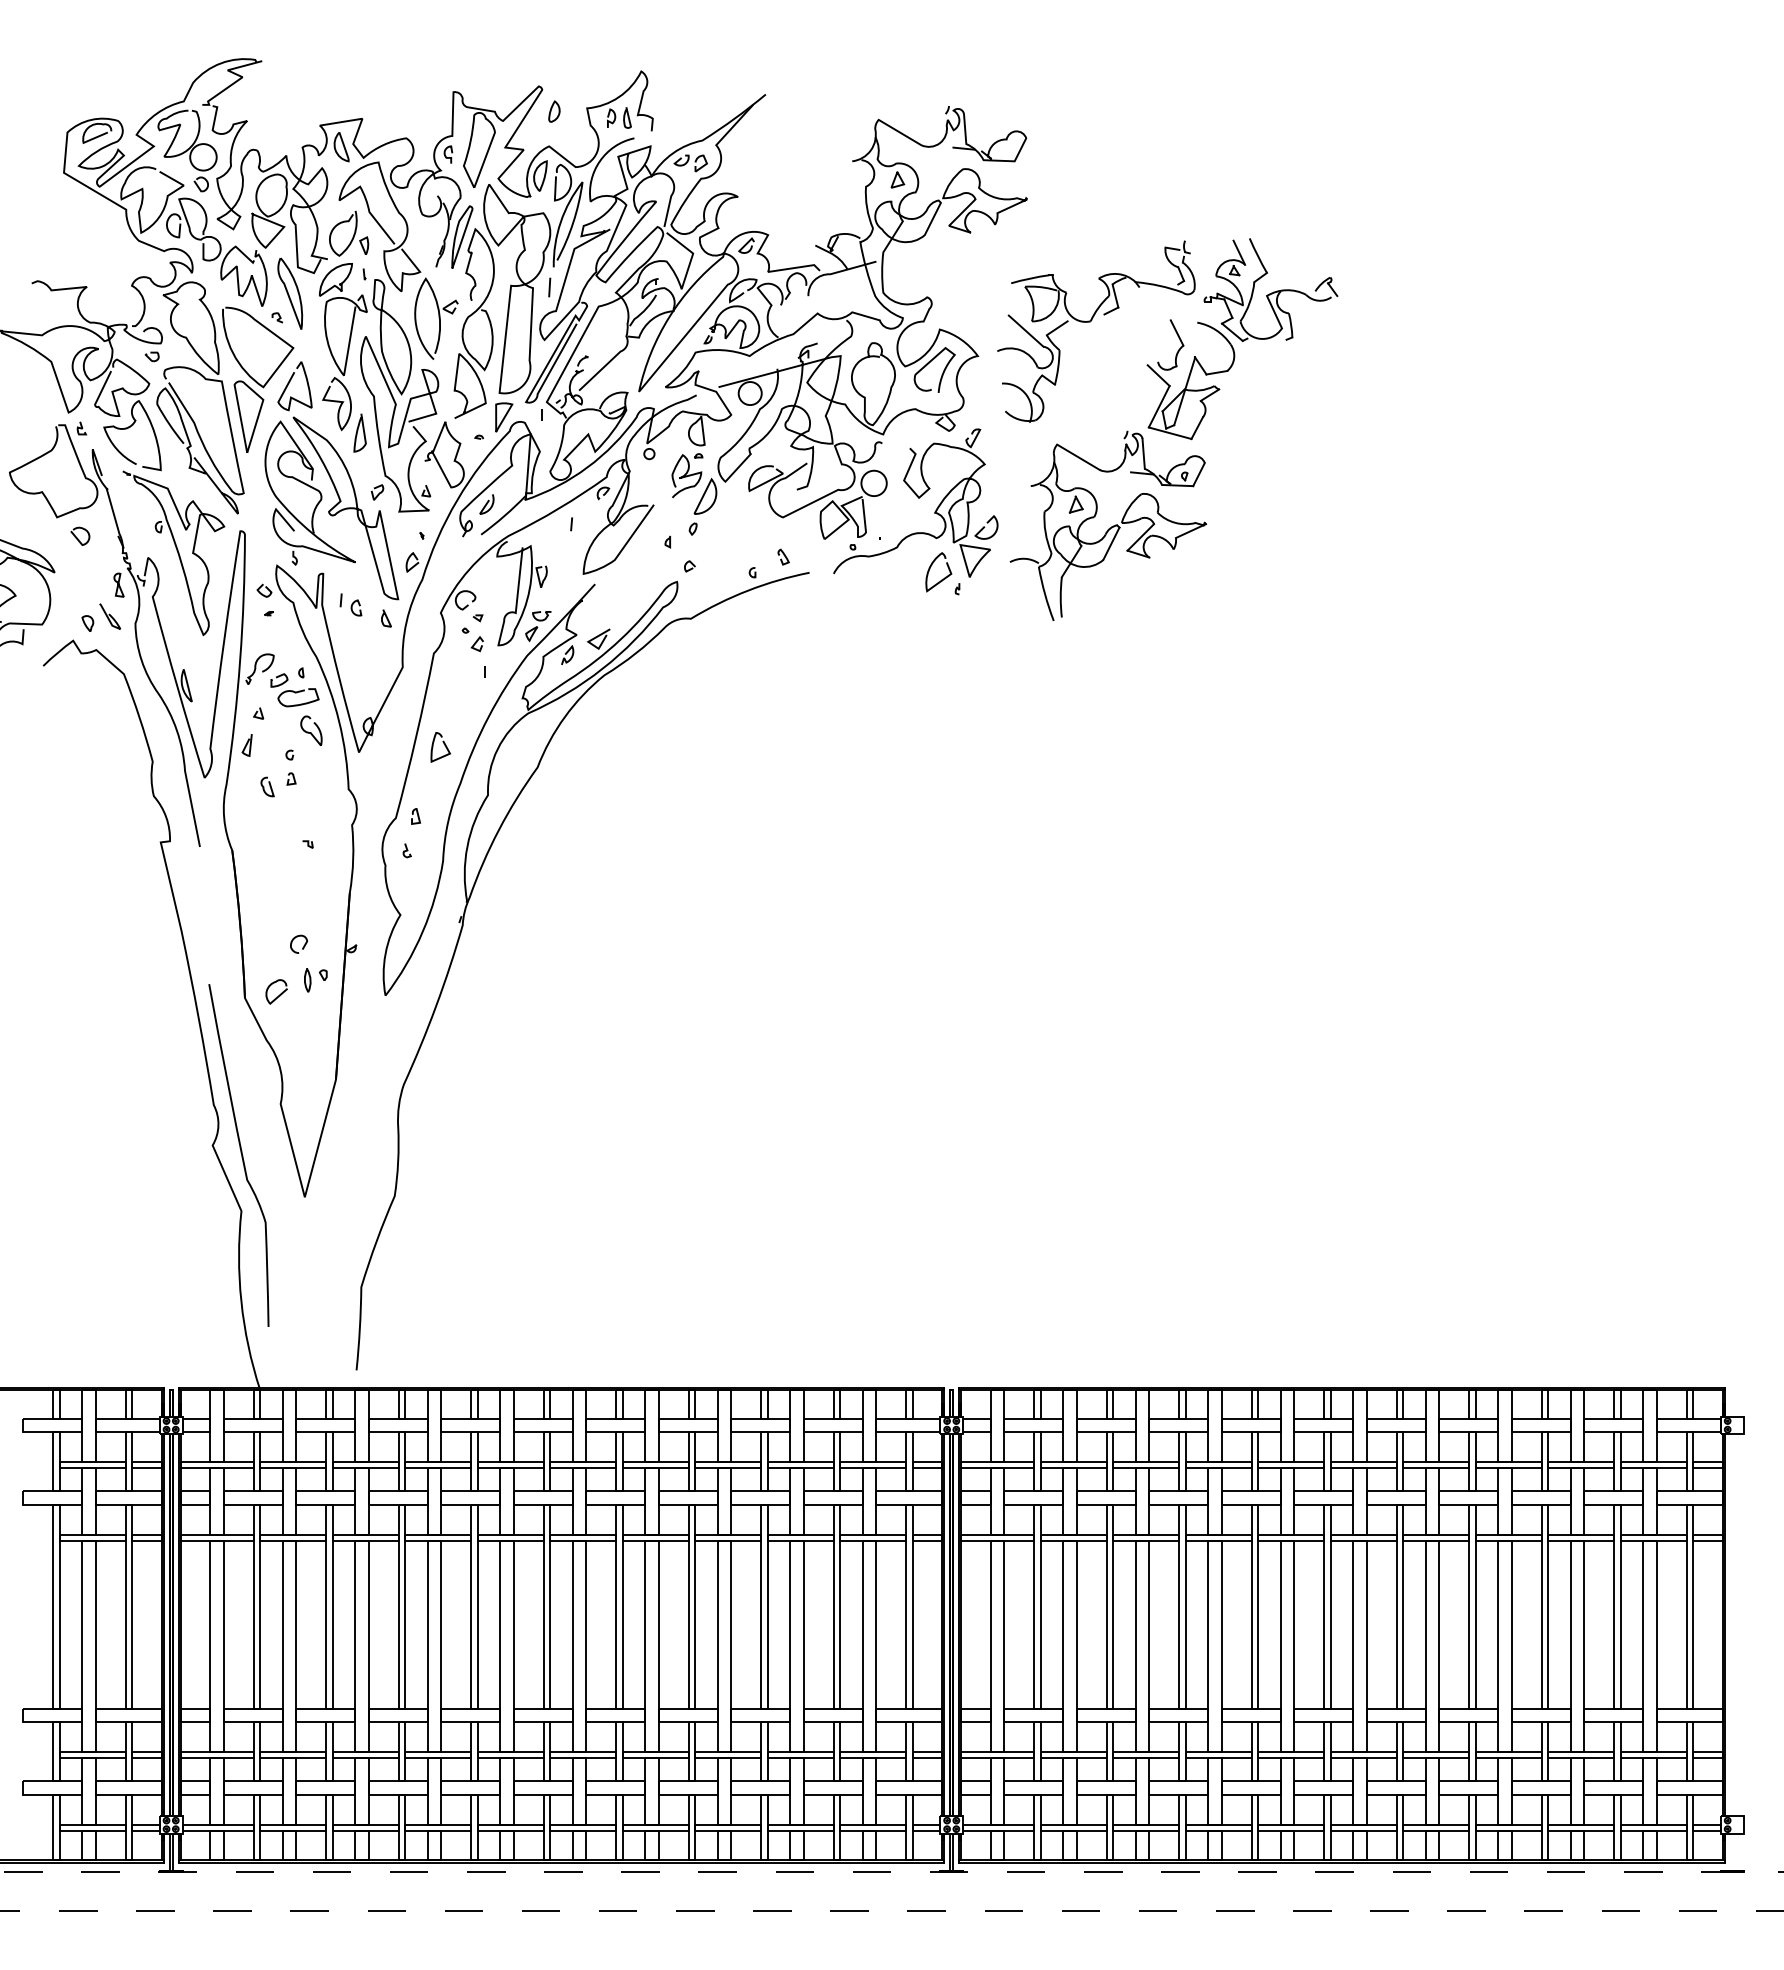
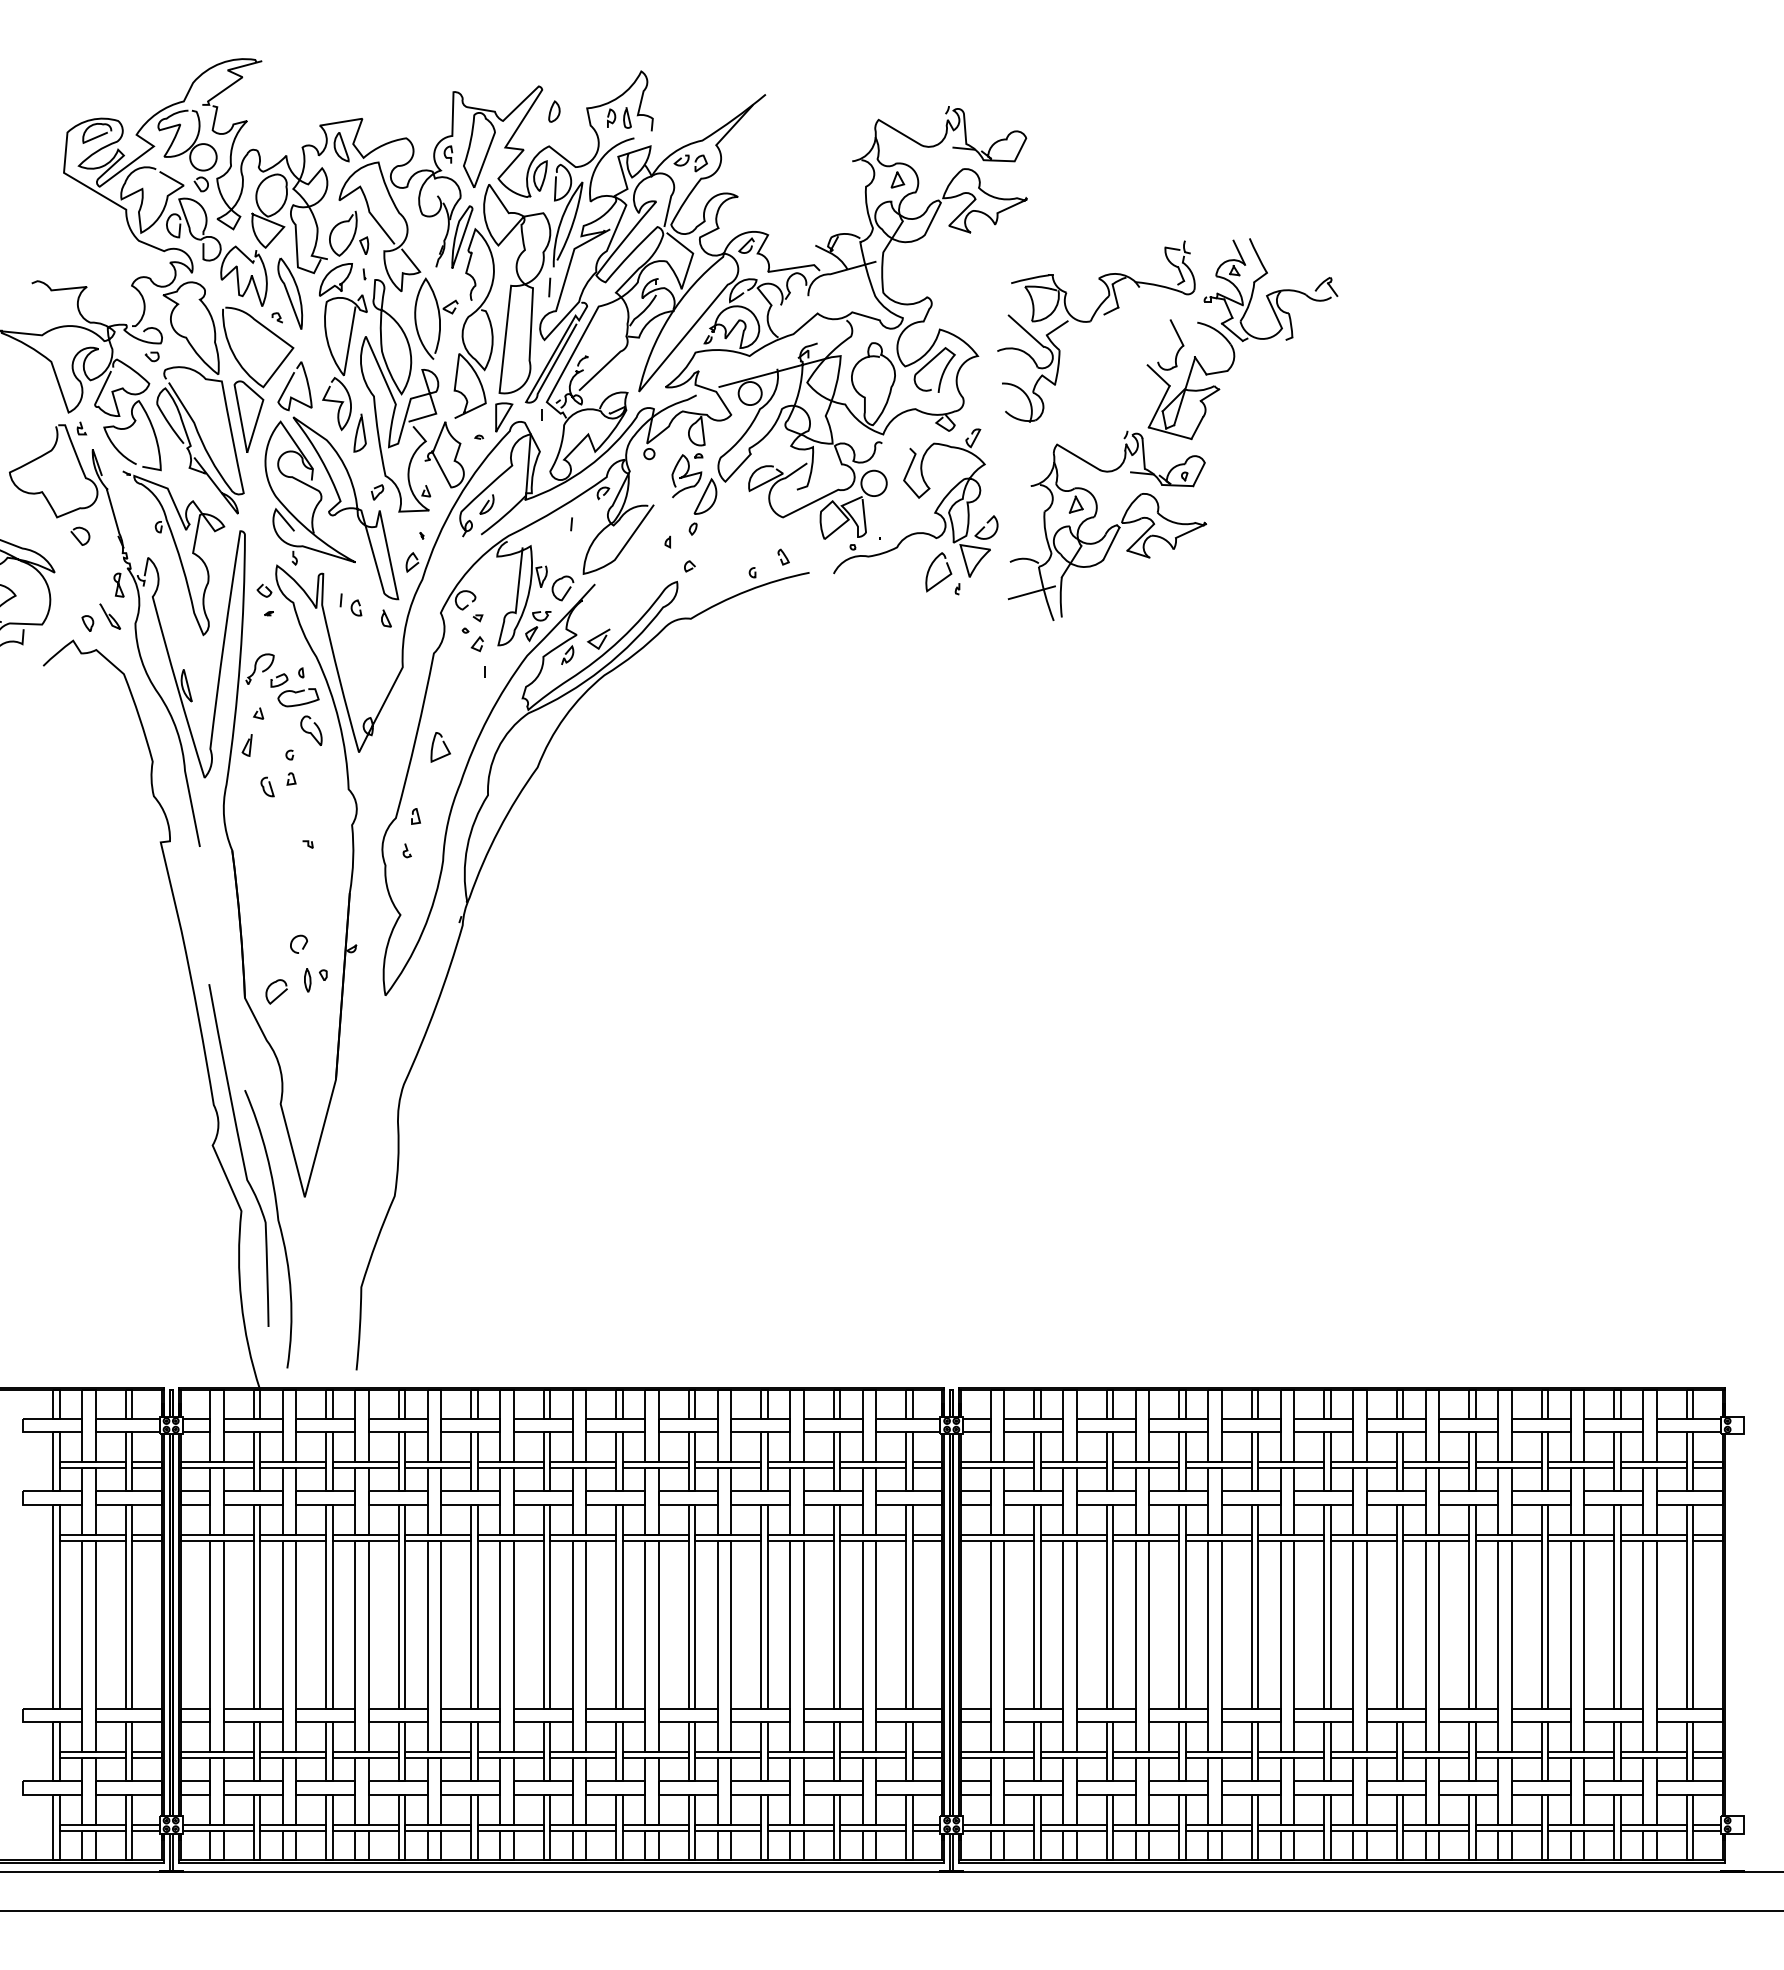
curve: none -> present (566, 591)
line: none -> present (1031, 592)
curve: none -> present (278, 1225)
line: dashed -> solid (891, 1872)
line: dashed -> solid (892, 1910)
